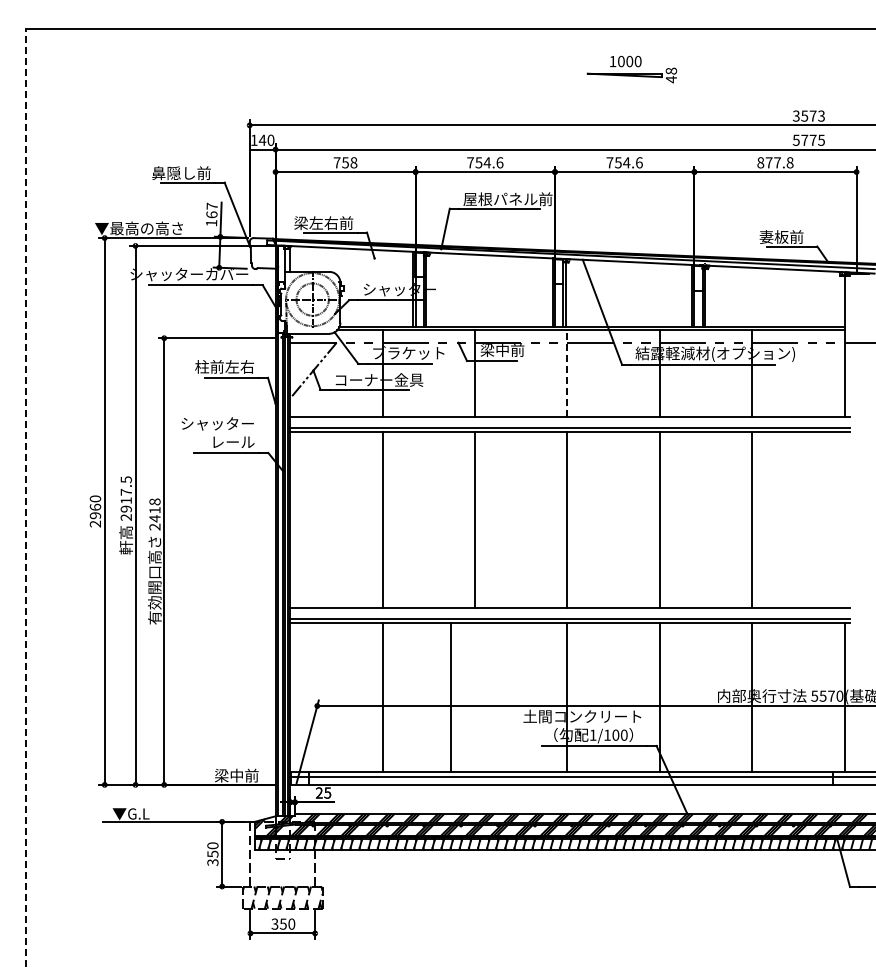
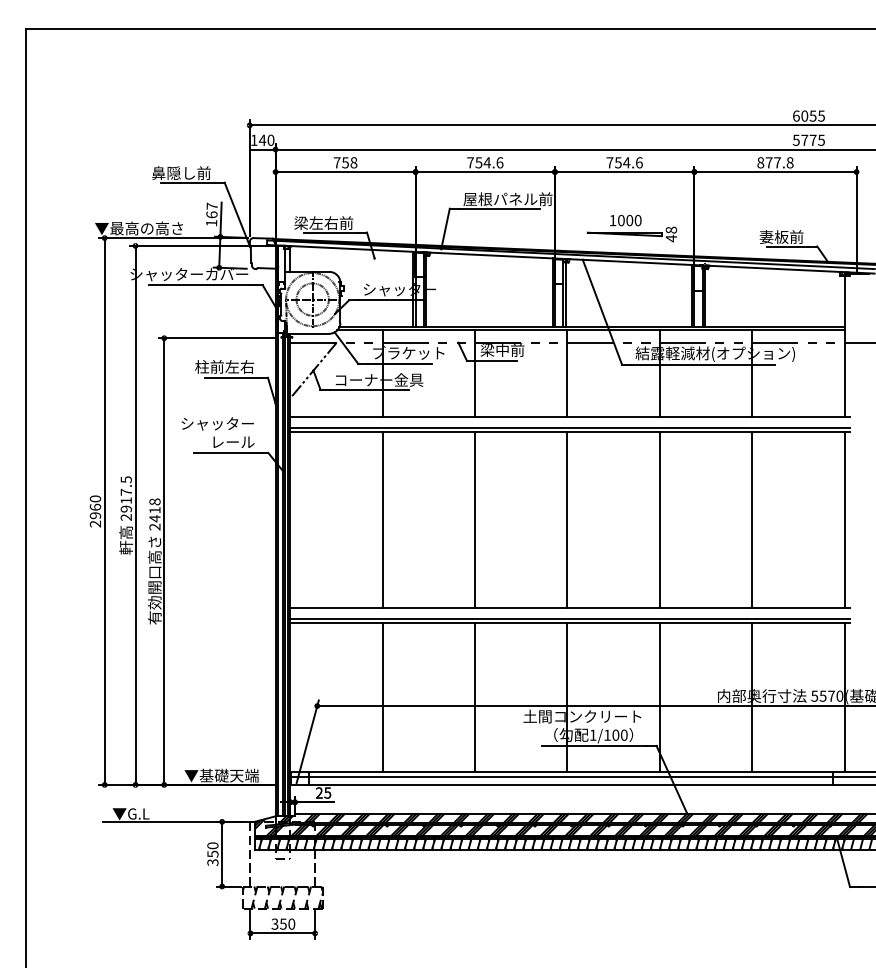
part position: (631, 69) -> (631, 228) (631, 228)
text: 3573 -> 6055 (808, 115)
line: dashed -> solid (567, 373)
line: dashed -> solid (26, 497)
line: none -> present (844, 519)
line position: (451, 696) -> (475, 696) (475, 696)
text: 梁中前 -> ▼基礎天端 (221, 775)
